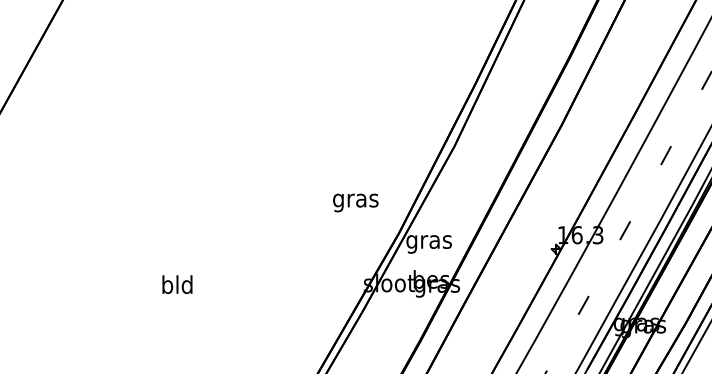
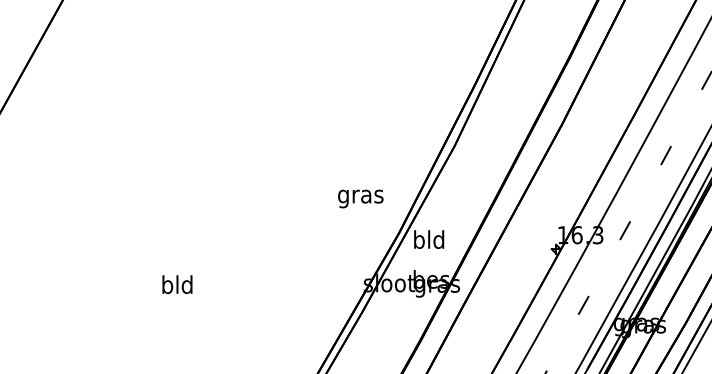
text position: (355, 202) -> (360, 198) (360, 198)
text: gras -> bld (428, 241)
